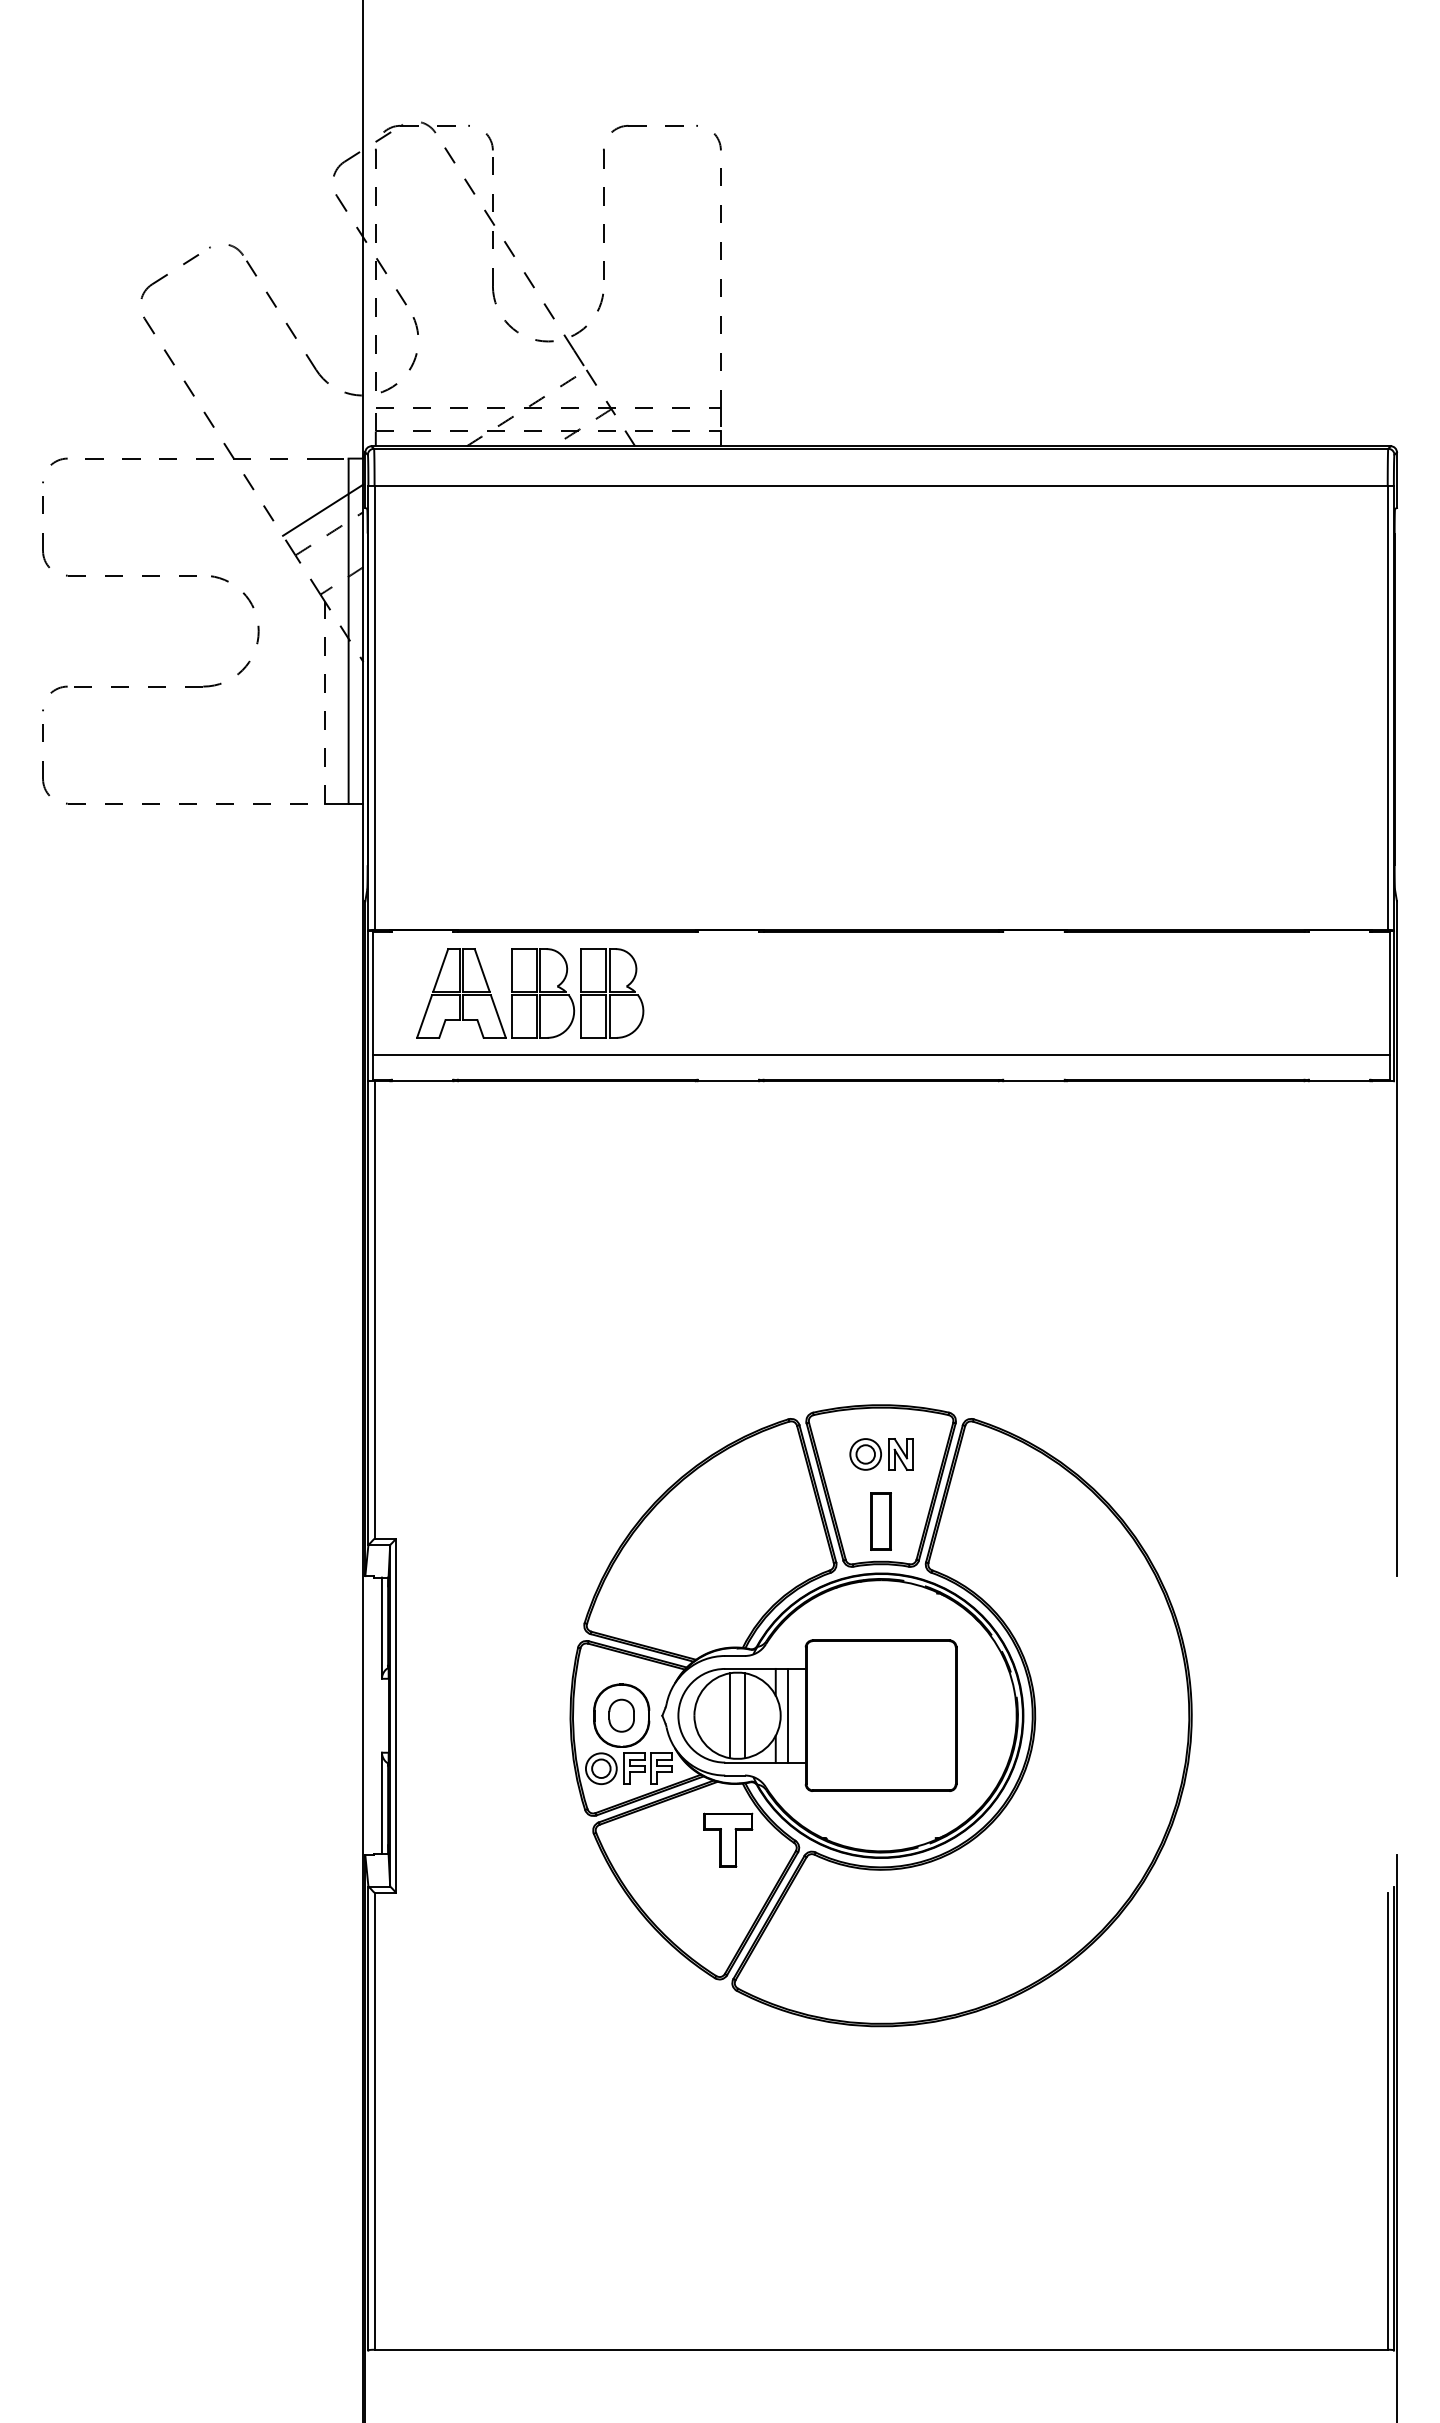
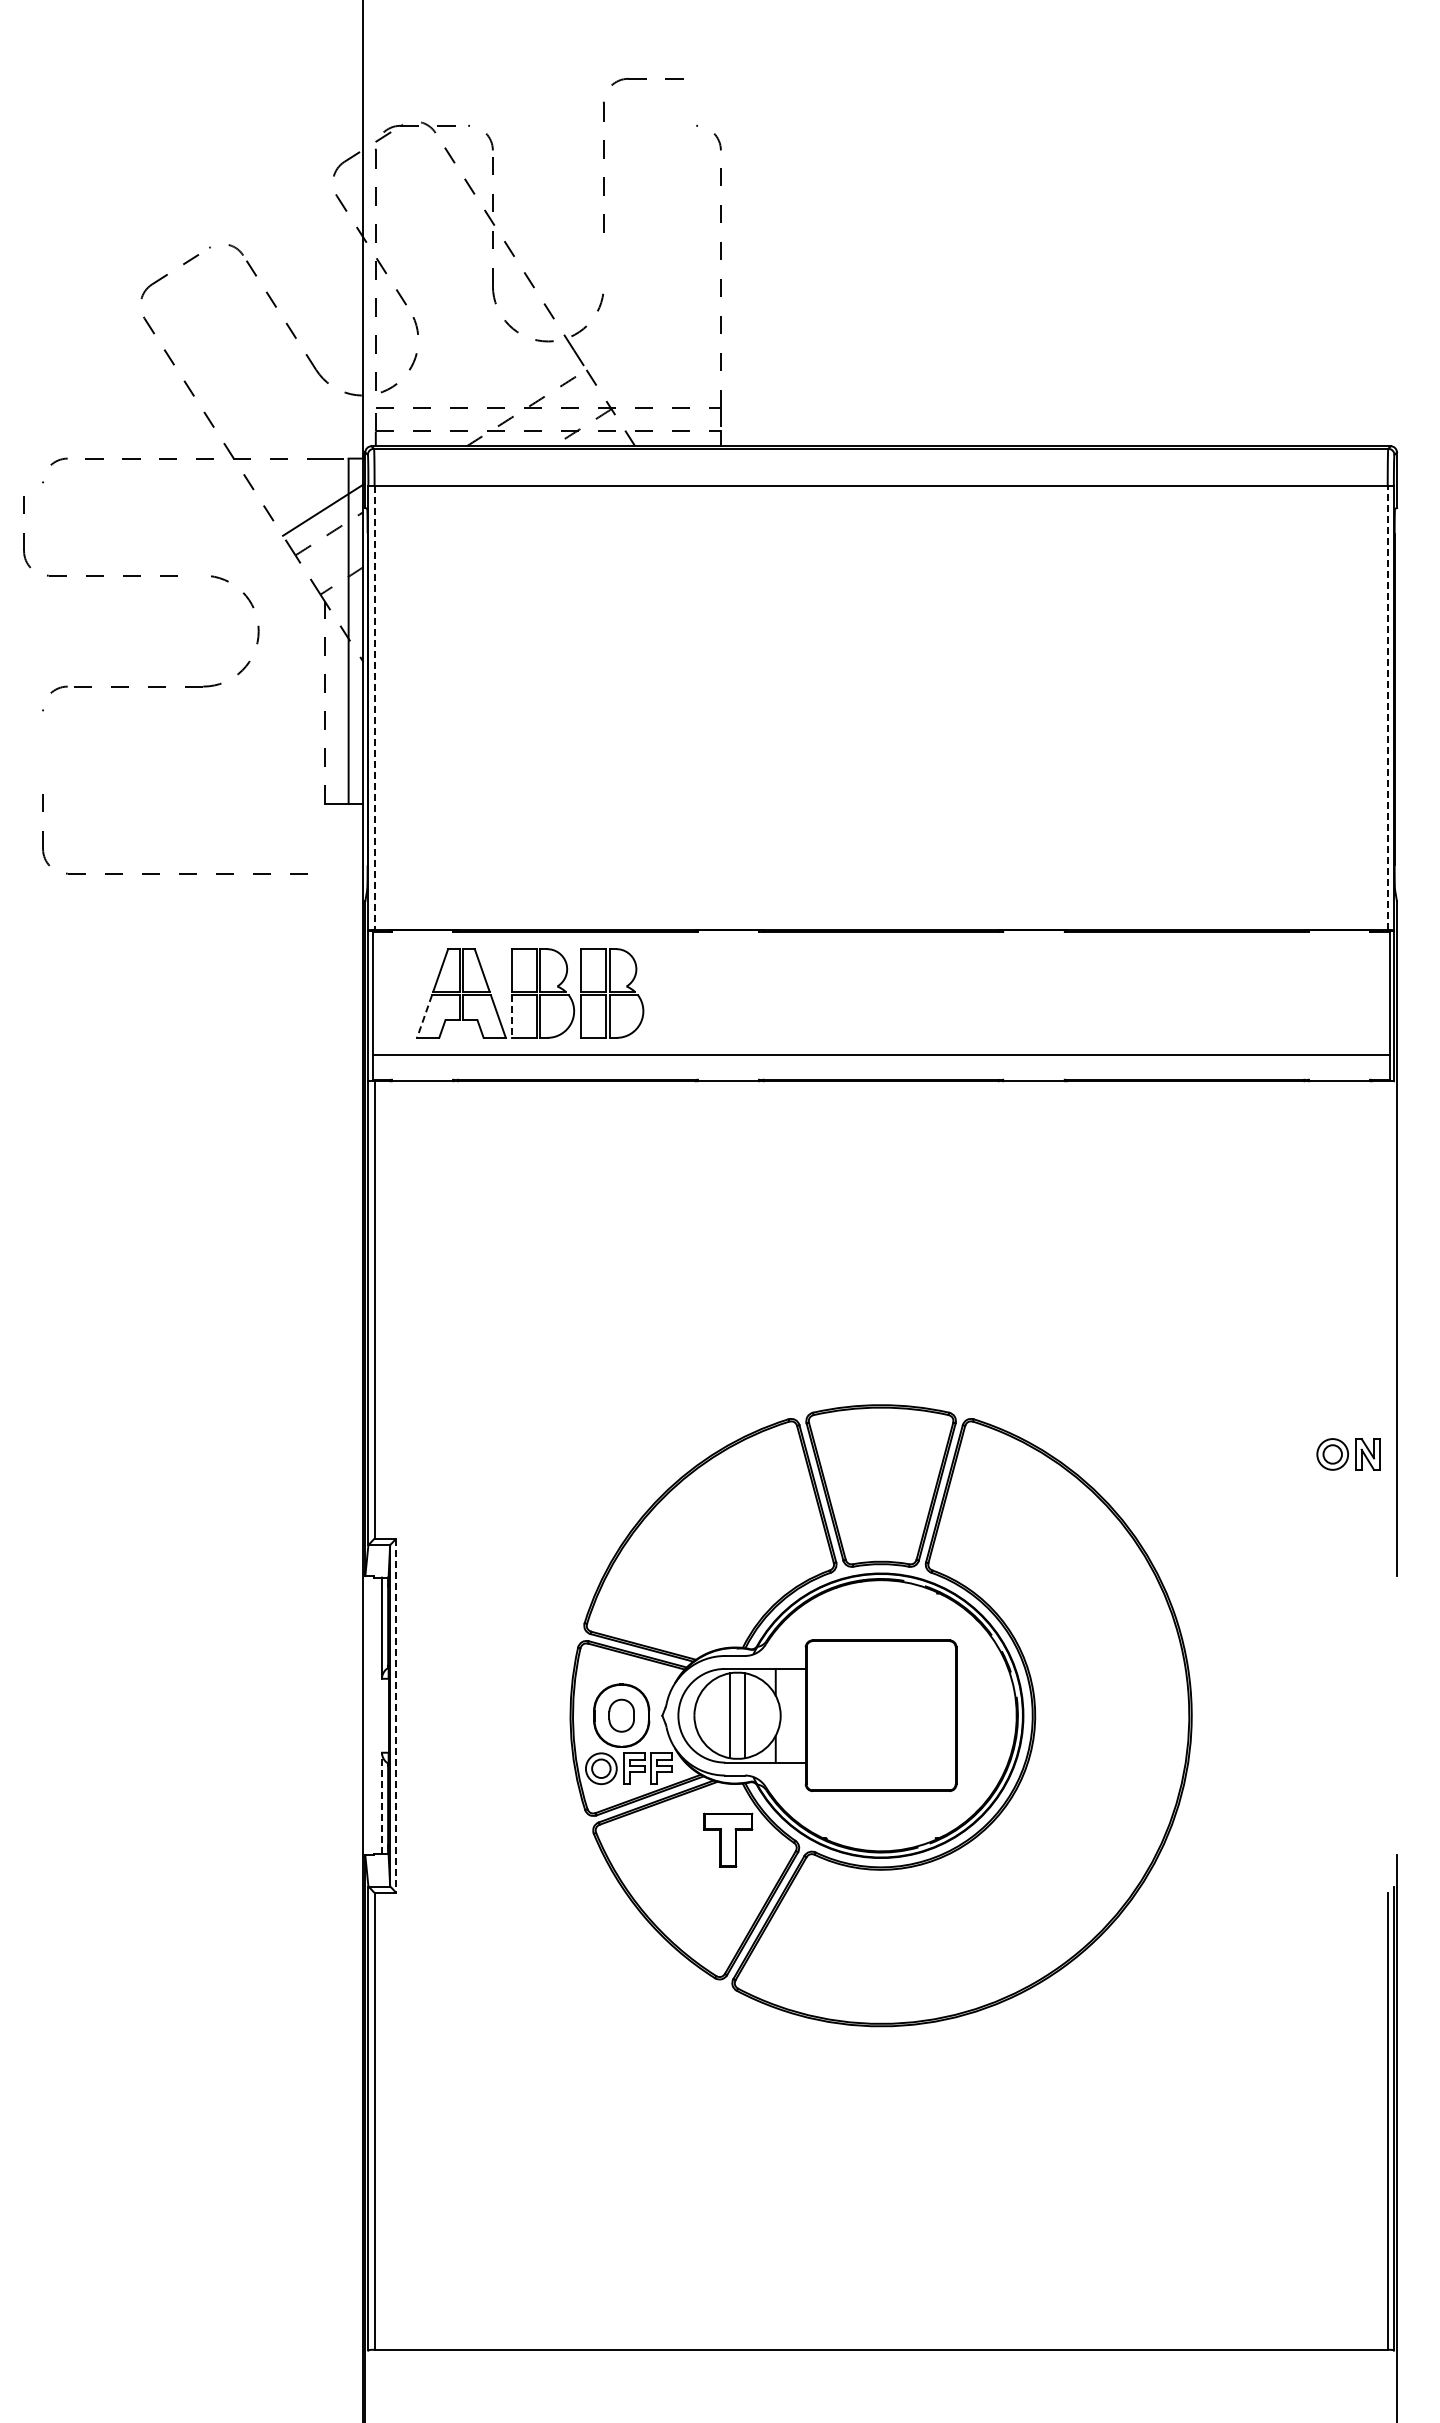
part position: (604, 202) -> (604, 155) (604, 155)
part position: (119, 575) -> (100, 575) (100, 575)
line: solid -> dashed (1387, 707)
line: solid -> dashed (374, 708)
part position: (179, 803) -> (179, 873) (179, 873)
line: solid -> dashed (424, 1016)
line: solid -> dashed (512, 1017)
part position: (881, 1454) -> (1348, 1454) (1348, 1454)
part: present -> none (880, 1521)
line: solid -> dashed (396, 1715)
line: present -> none (788, 1715)
line: solid -> dashed (381, 1803)
